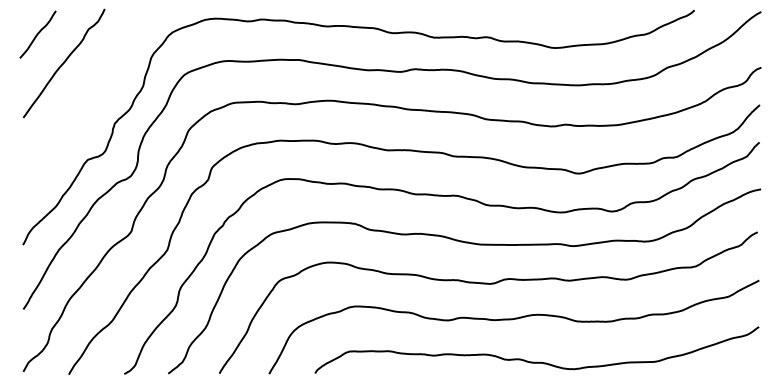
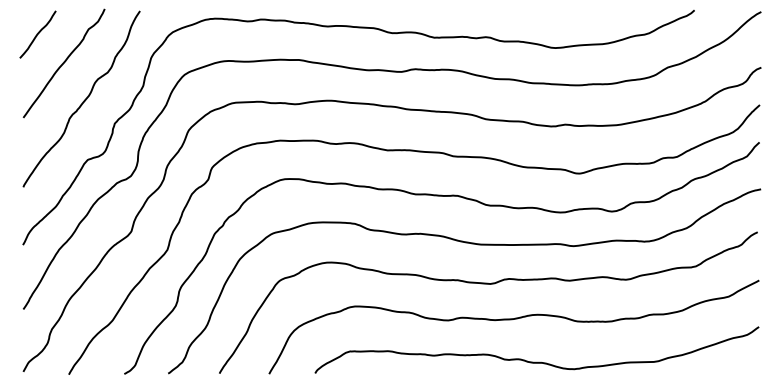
curve: none -> present (83, 100)
